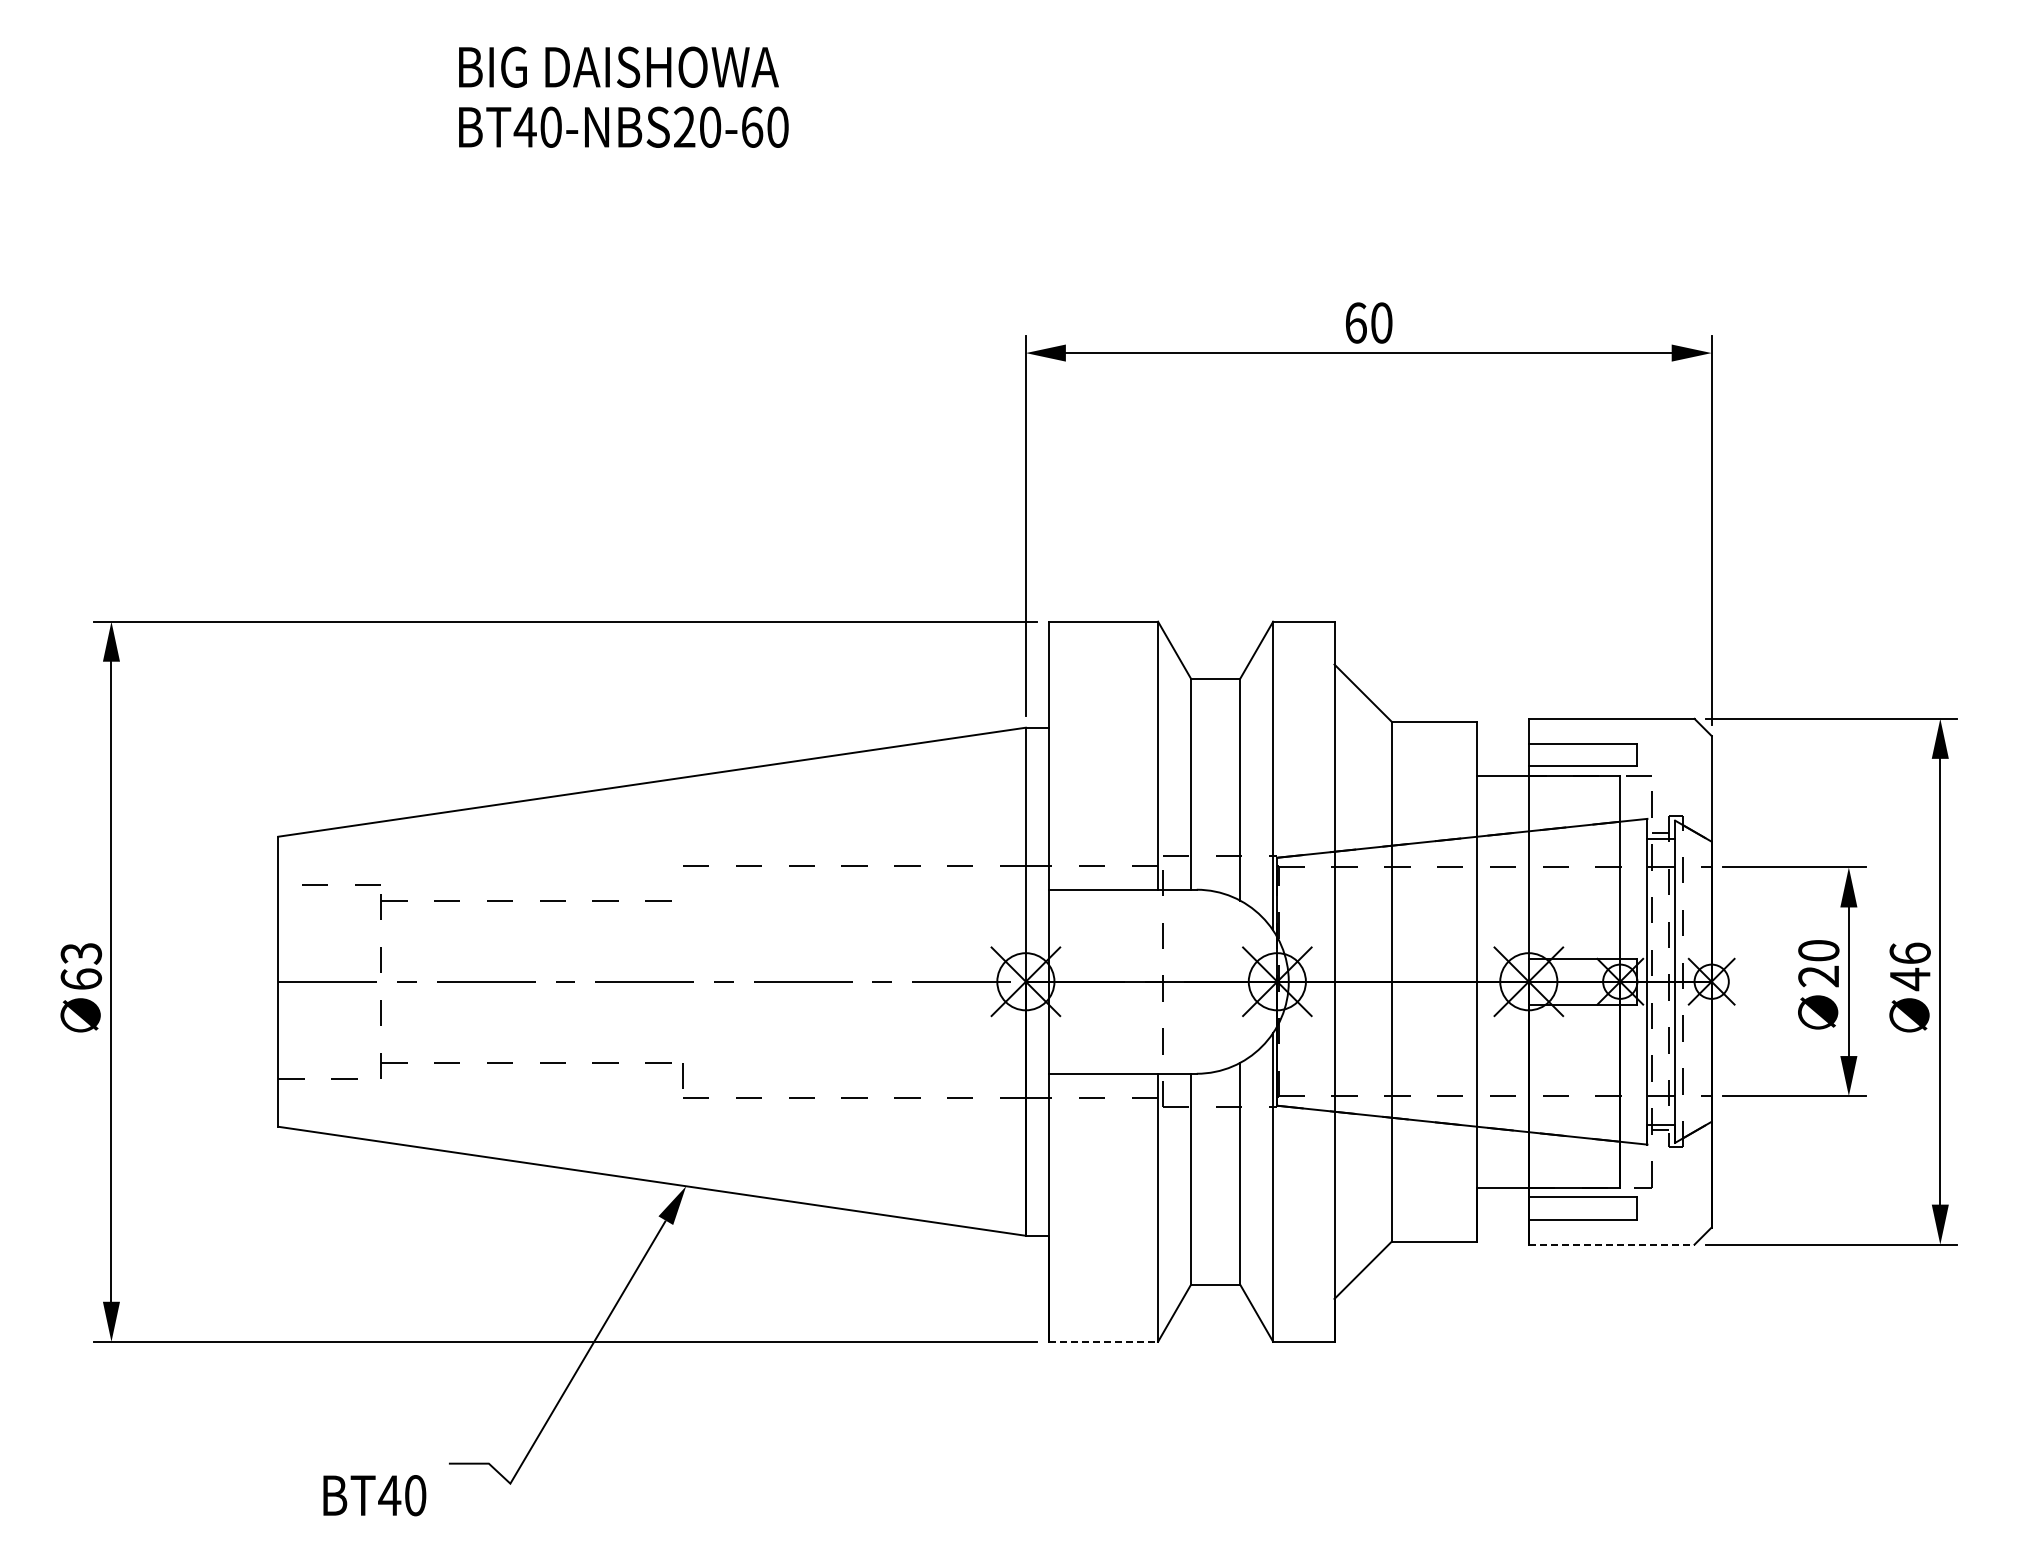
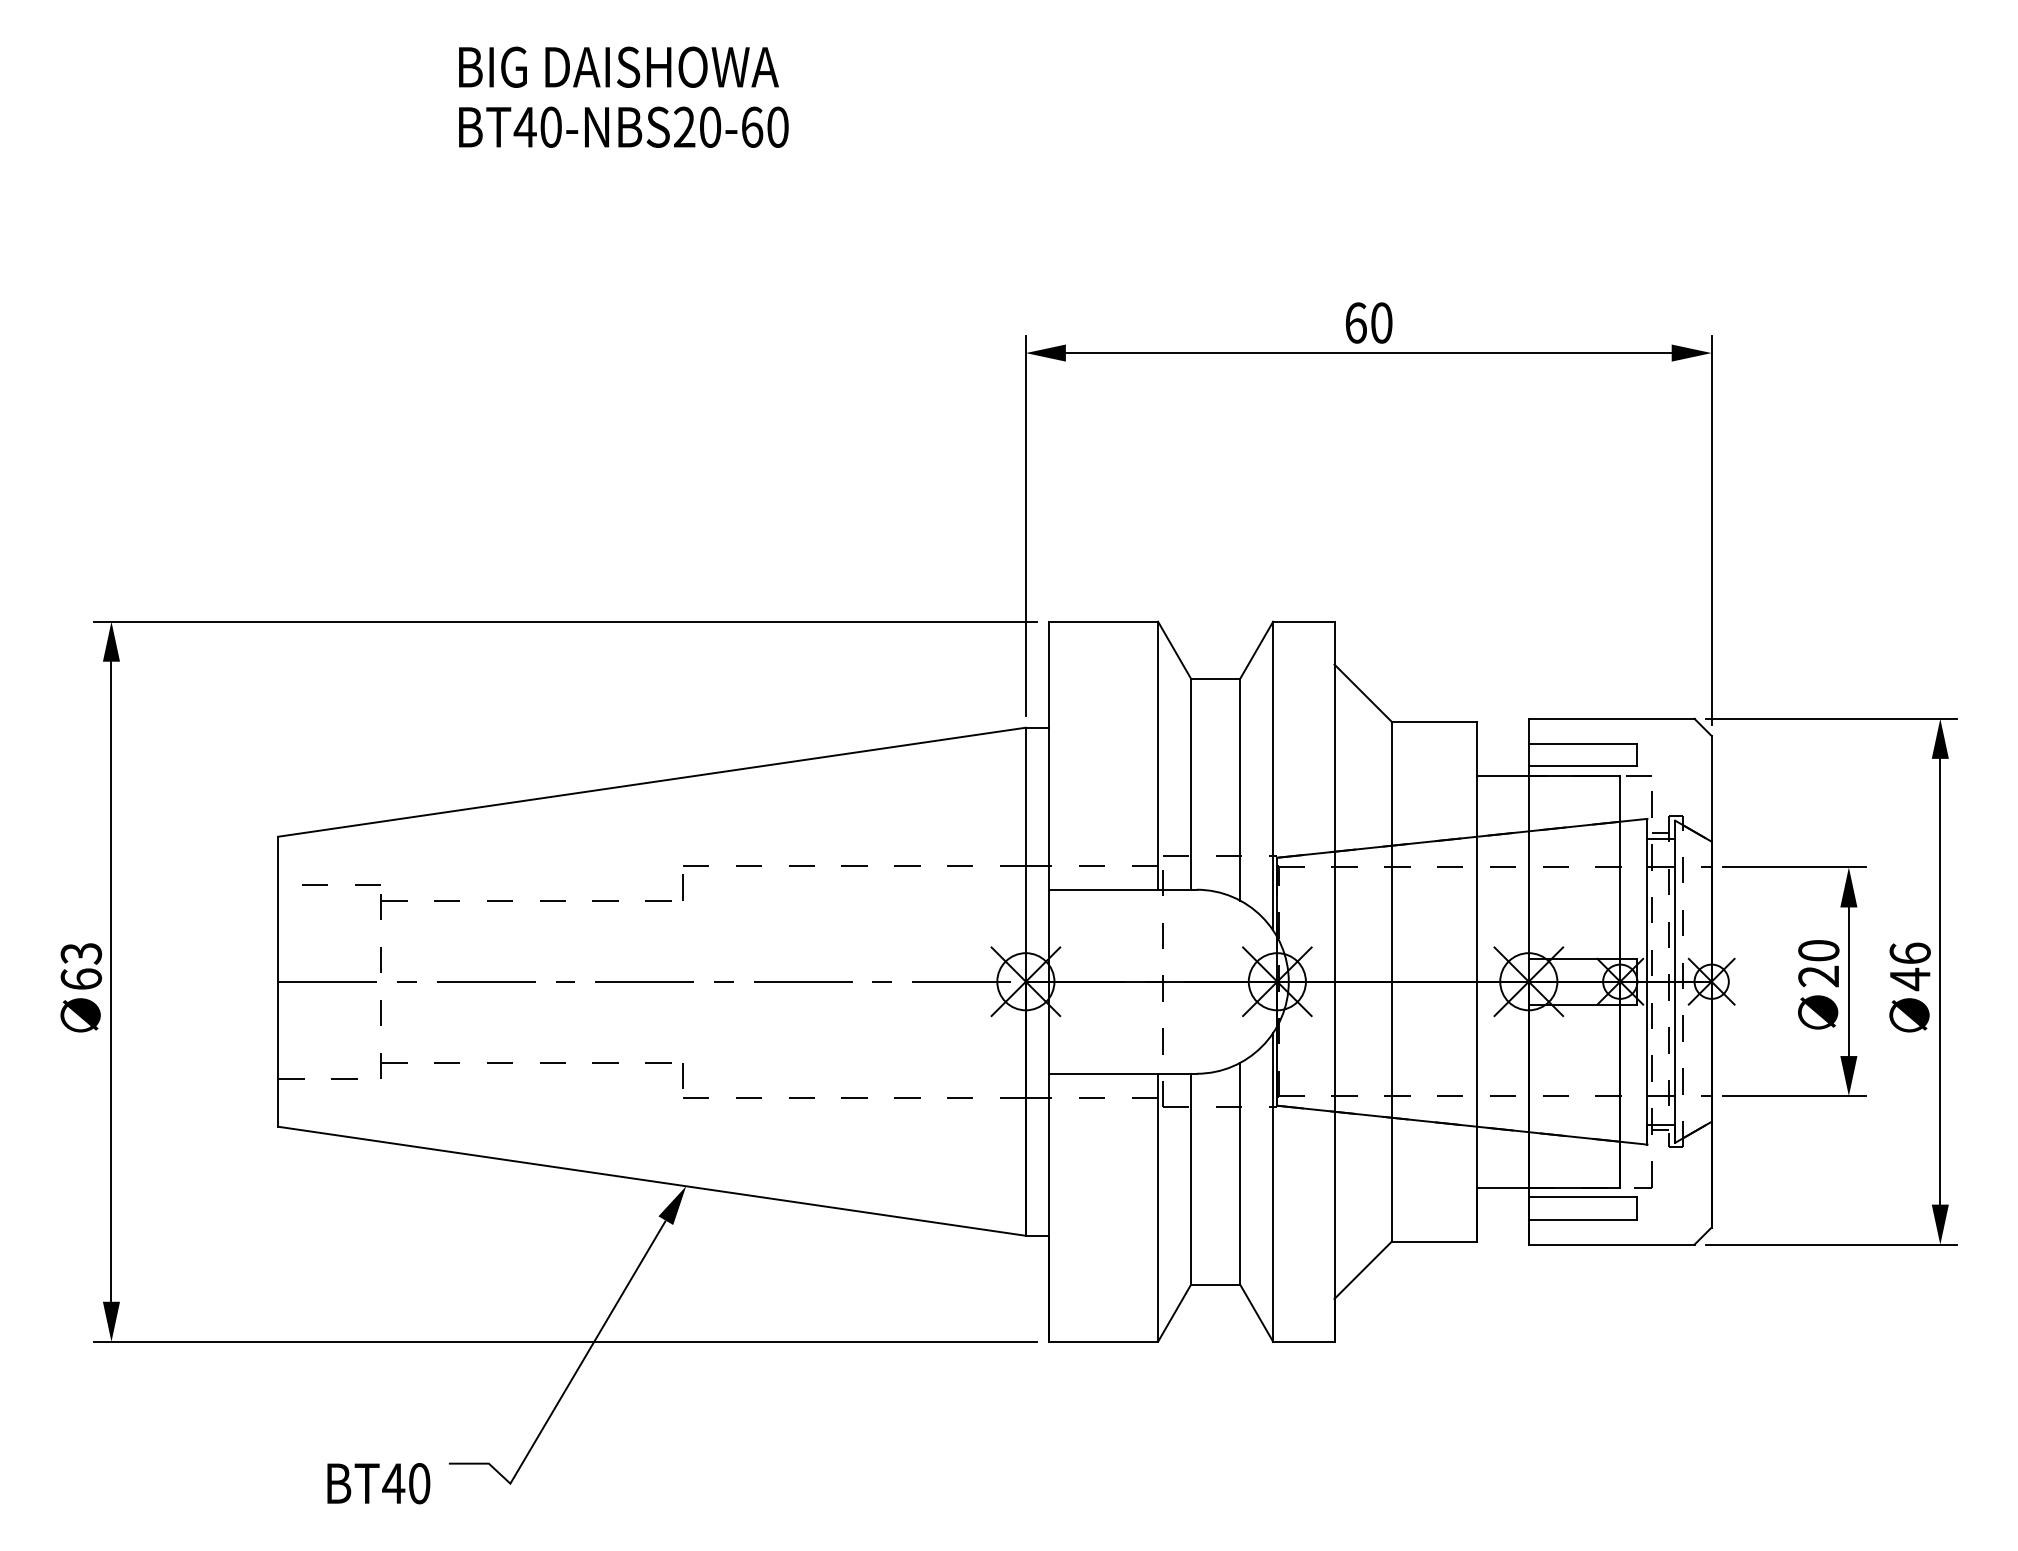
line: none -> present (682, 887)
line: dashed -> solid (1611, 1244)
line: dashed -> solid (1103, 1341)
text position: (374, 1495) -> (378, 1483) (378, 1483)
